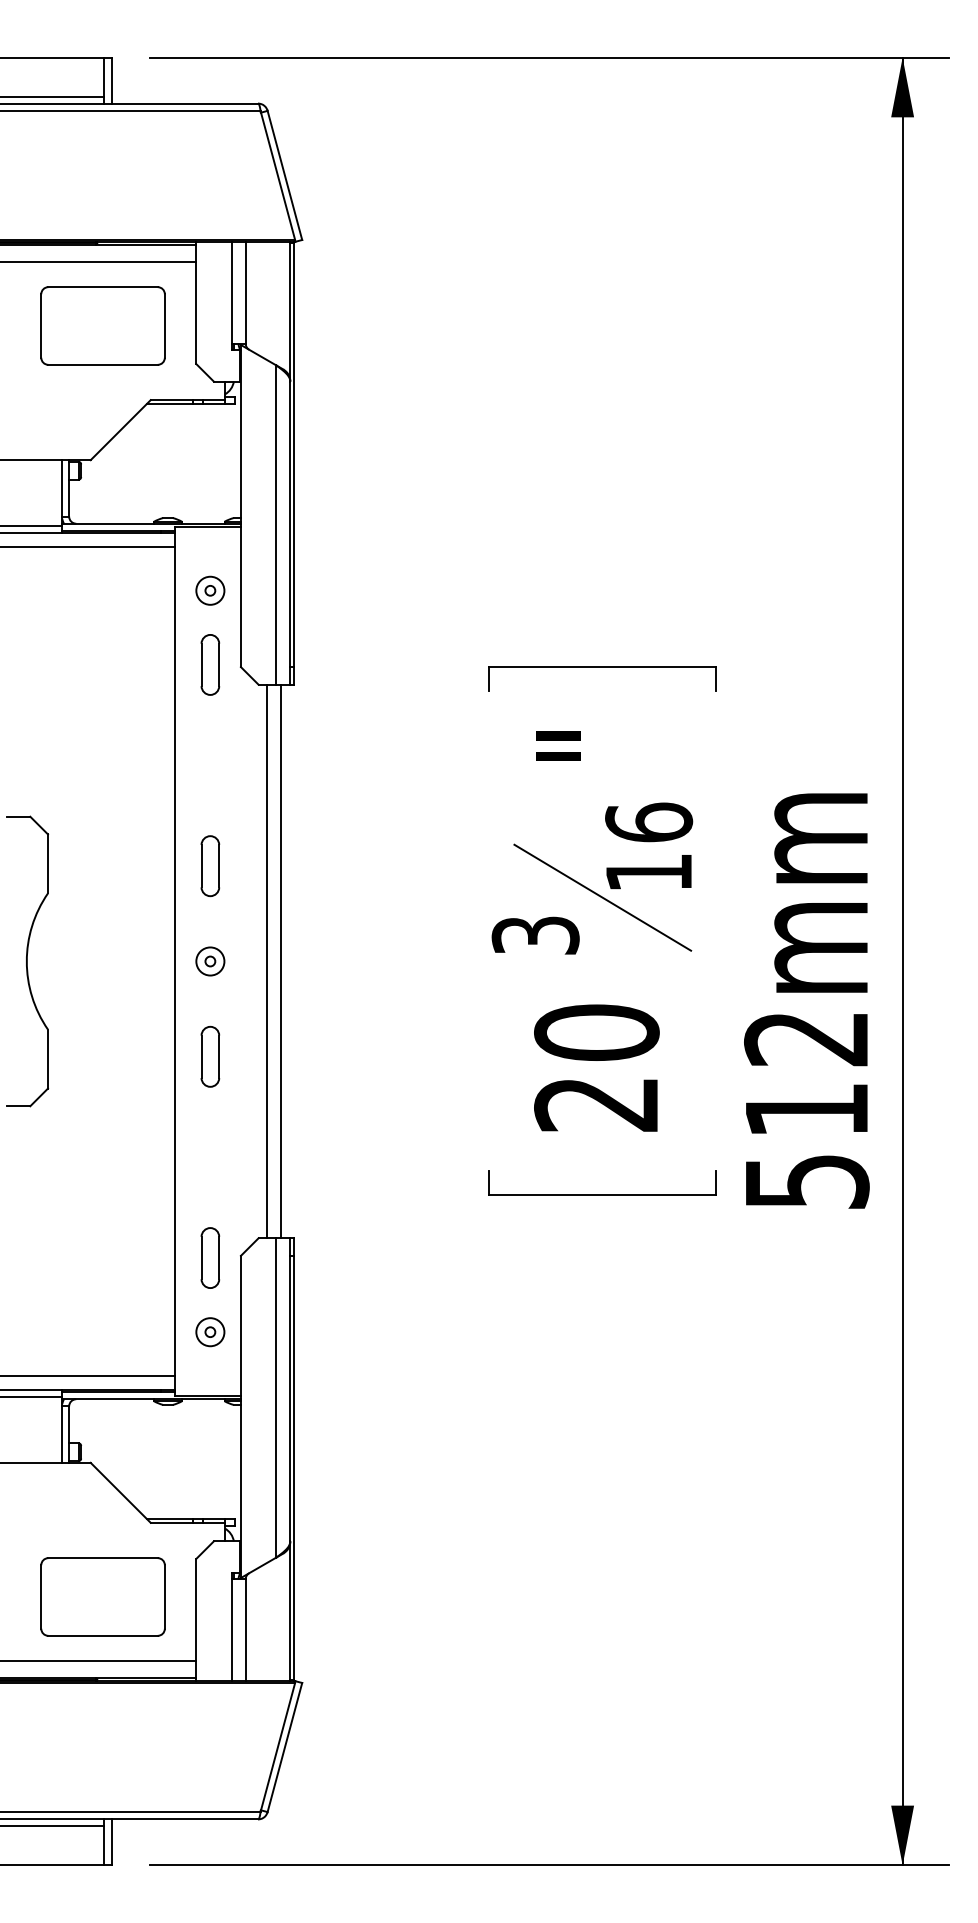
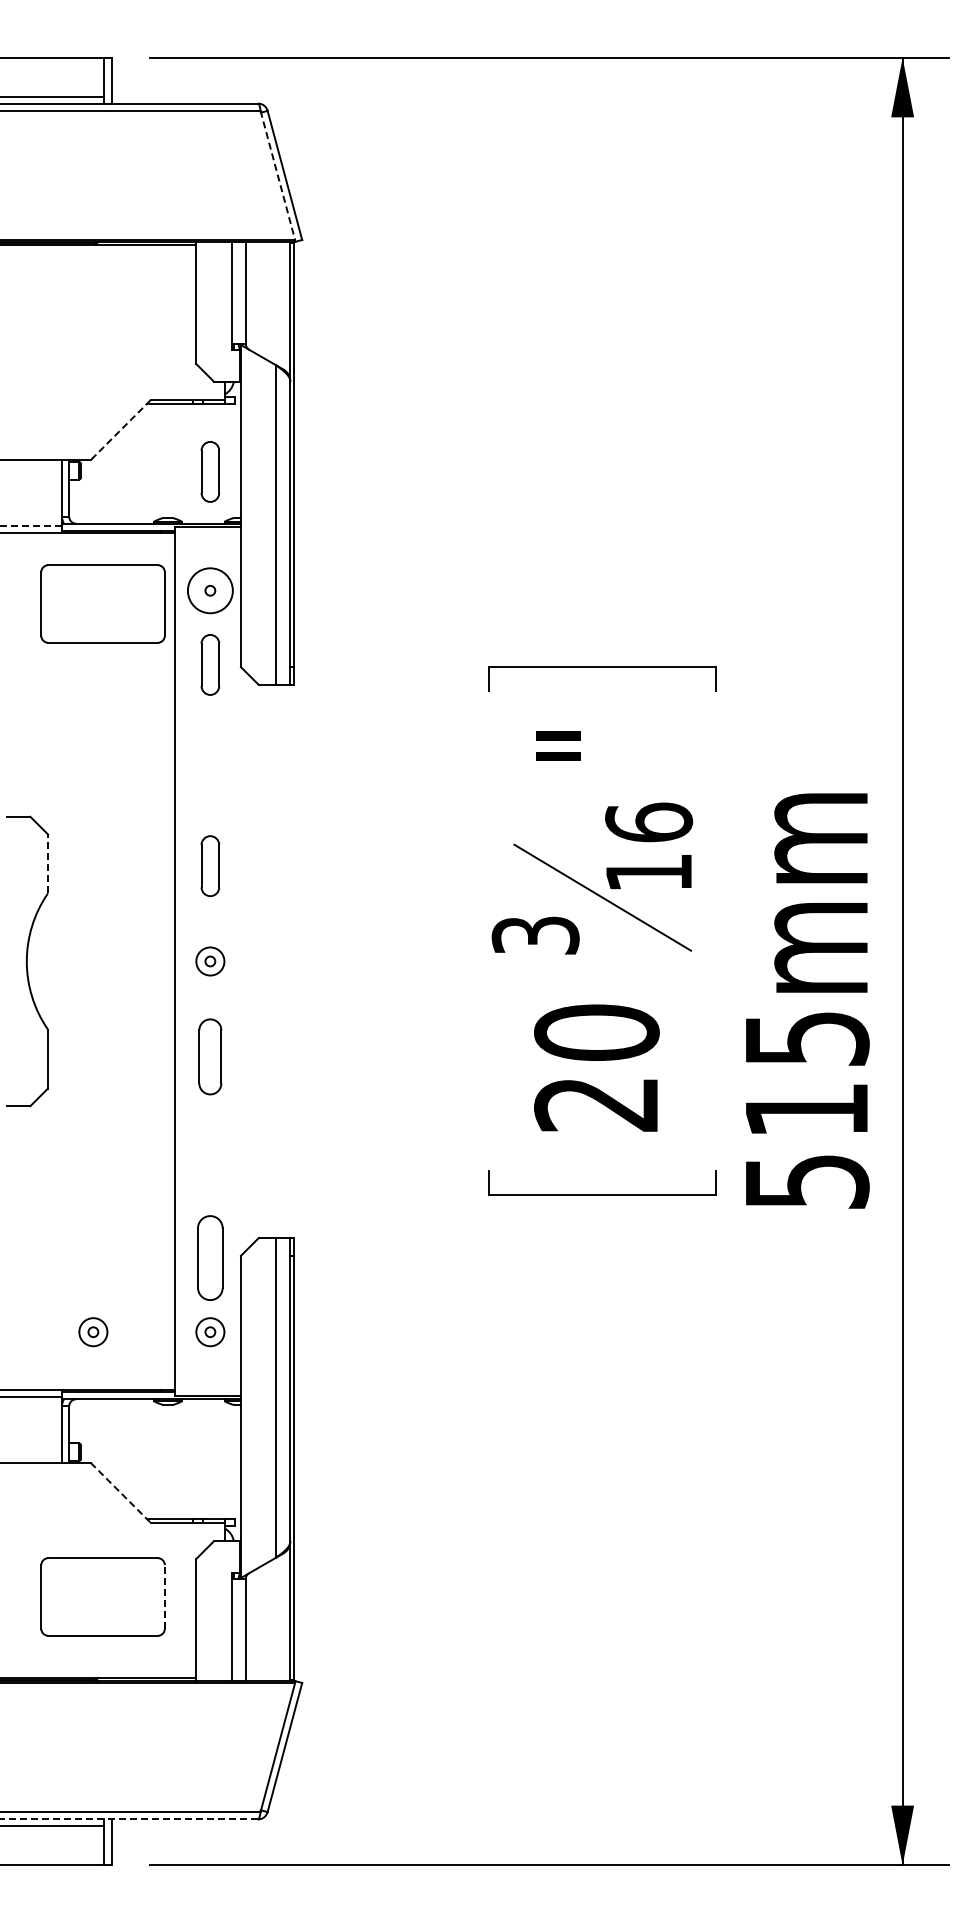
line: solid -> dashed (277, 175)
line: present -> none (99, 262)
part position: (102, 325) -> (102, 603) (102, 603)
line: solid -> dashed (120, 430)
part: none -> present (210, 471)
line: solid -> dashed (31, 526)
line: present -> none (88, 546)
circle diameter: 28 px -> 45 px (209, 590)
line: solid -> dashed (47, 863)
line: present -> none (266, 961)
line: present -> none (281, 961)
text: 512mm -> 515mm (806, 1039)
part size: 21x63 px -> 25x78 px (210, 1056)
part size: 21x62 px -> 27x86 px (210, 1257)
part: none -> present (93, 1332)
line: present -> none (88, 1376)
line: solid -> dashed (121, 1493)
line: solid -> dashed (164, 1596)
line: present -> none (99, 1660)
line: solid -> dashed (129, 1819)
